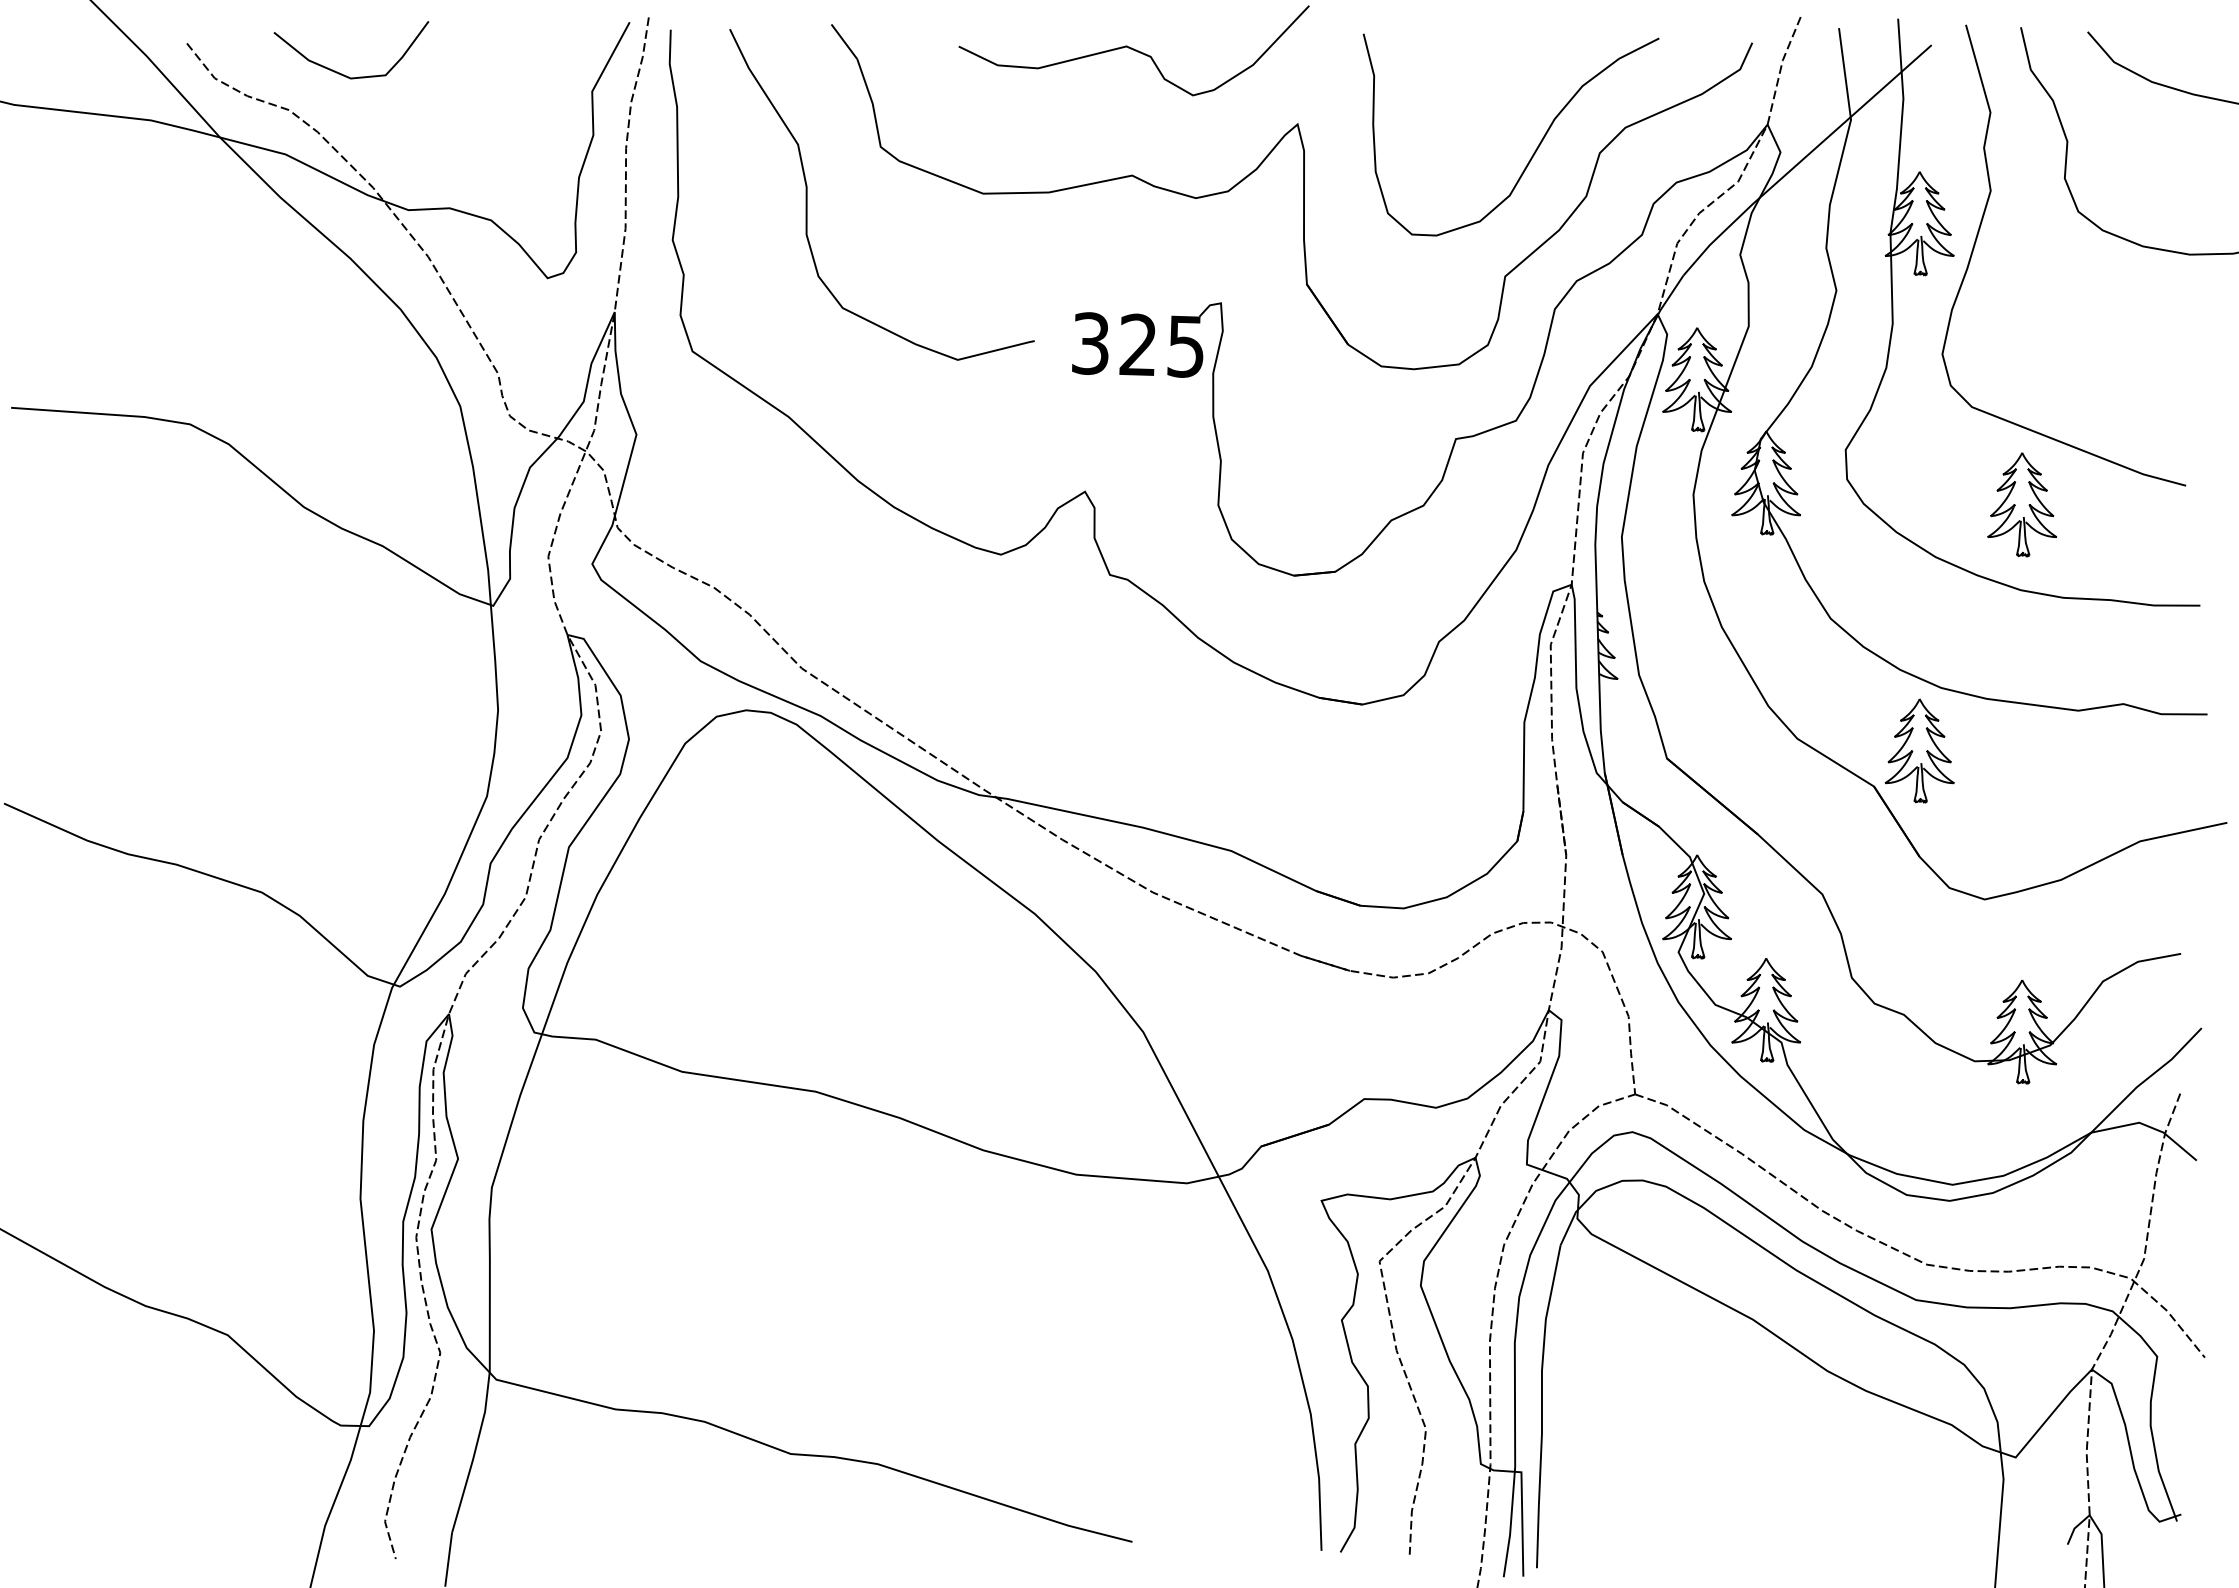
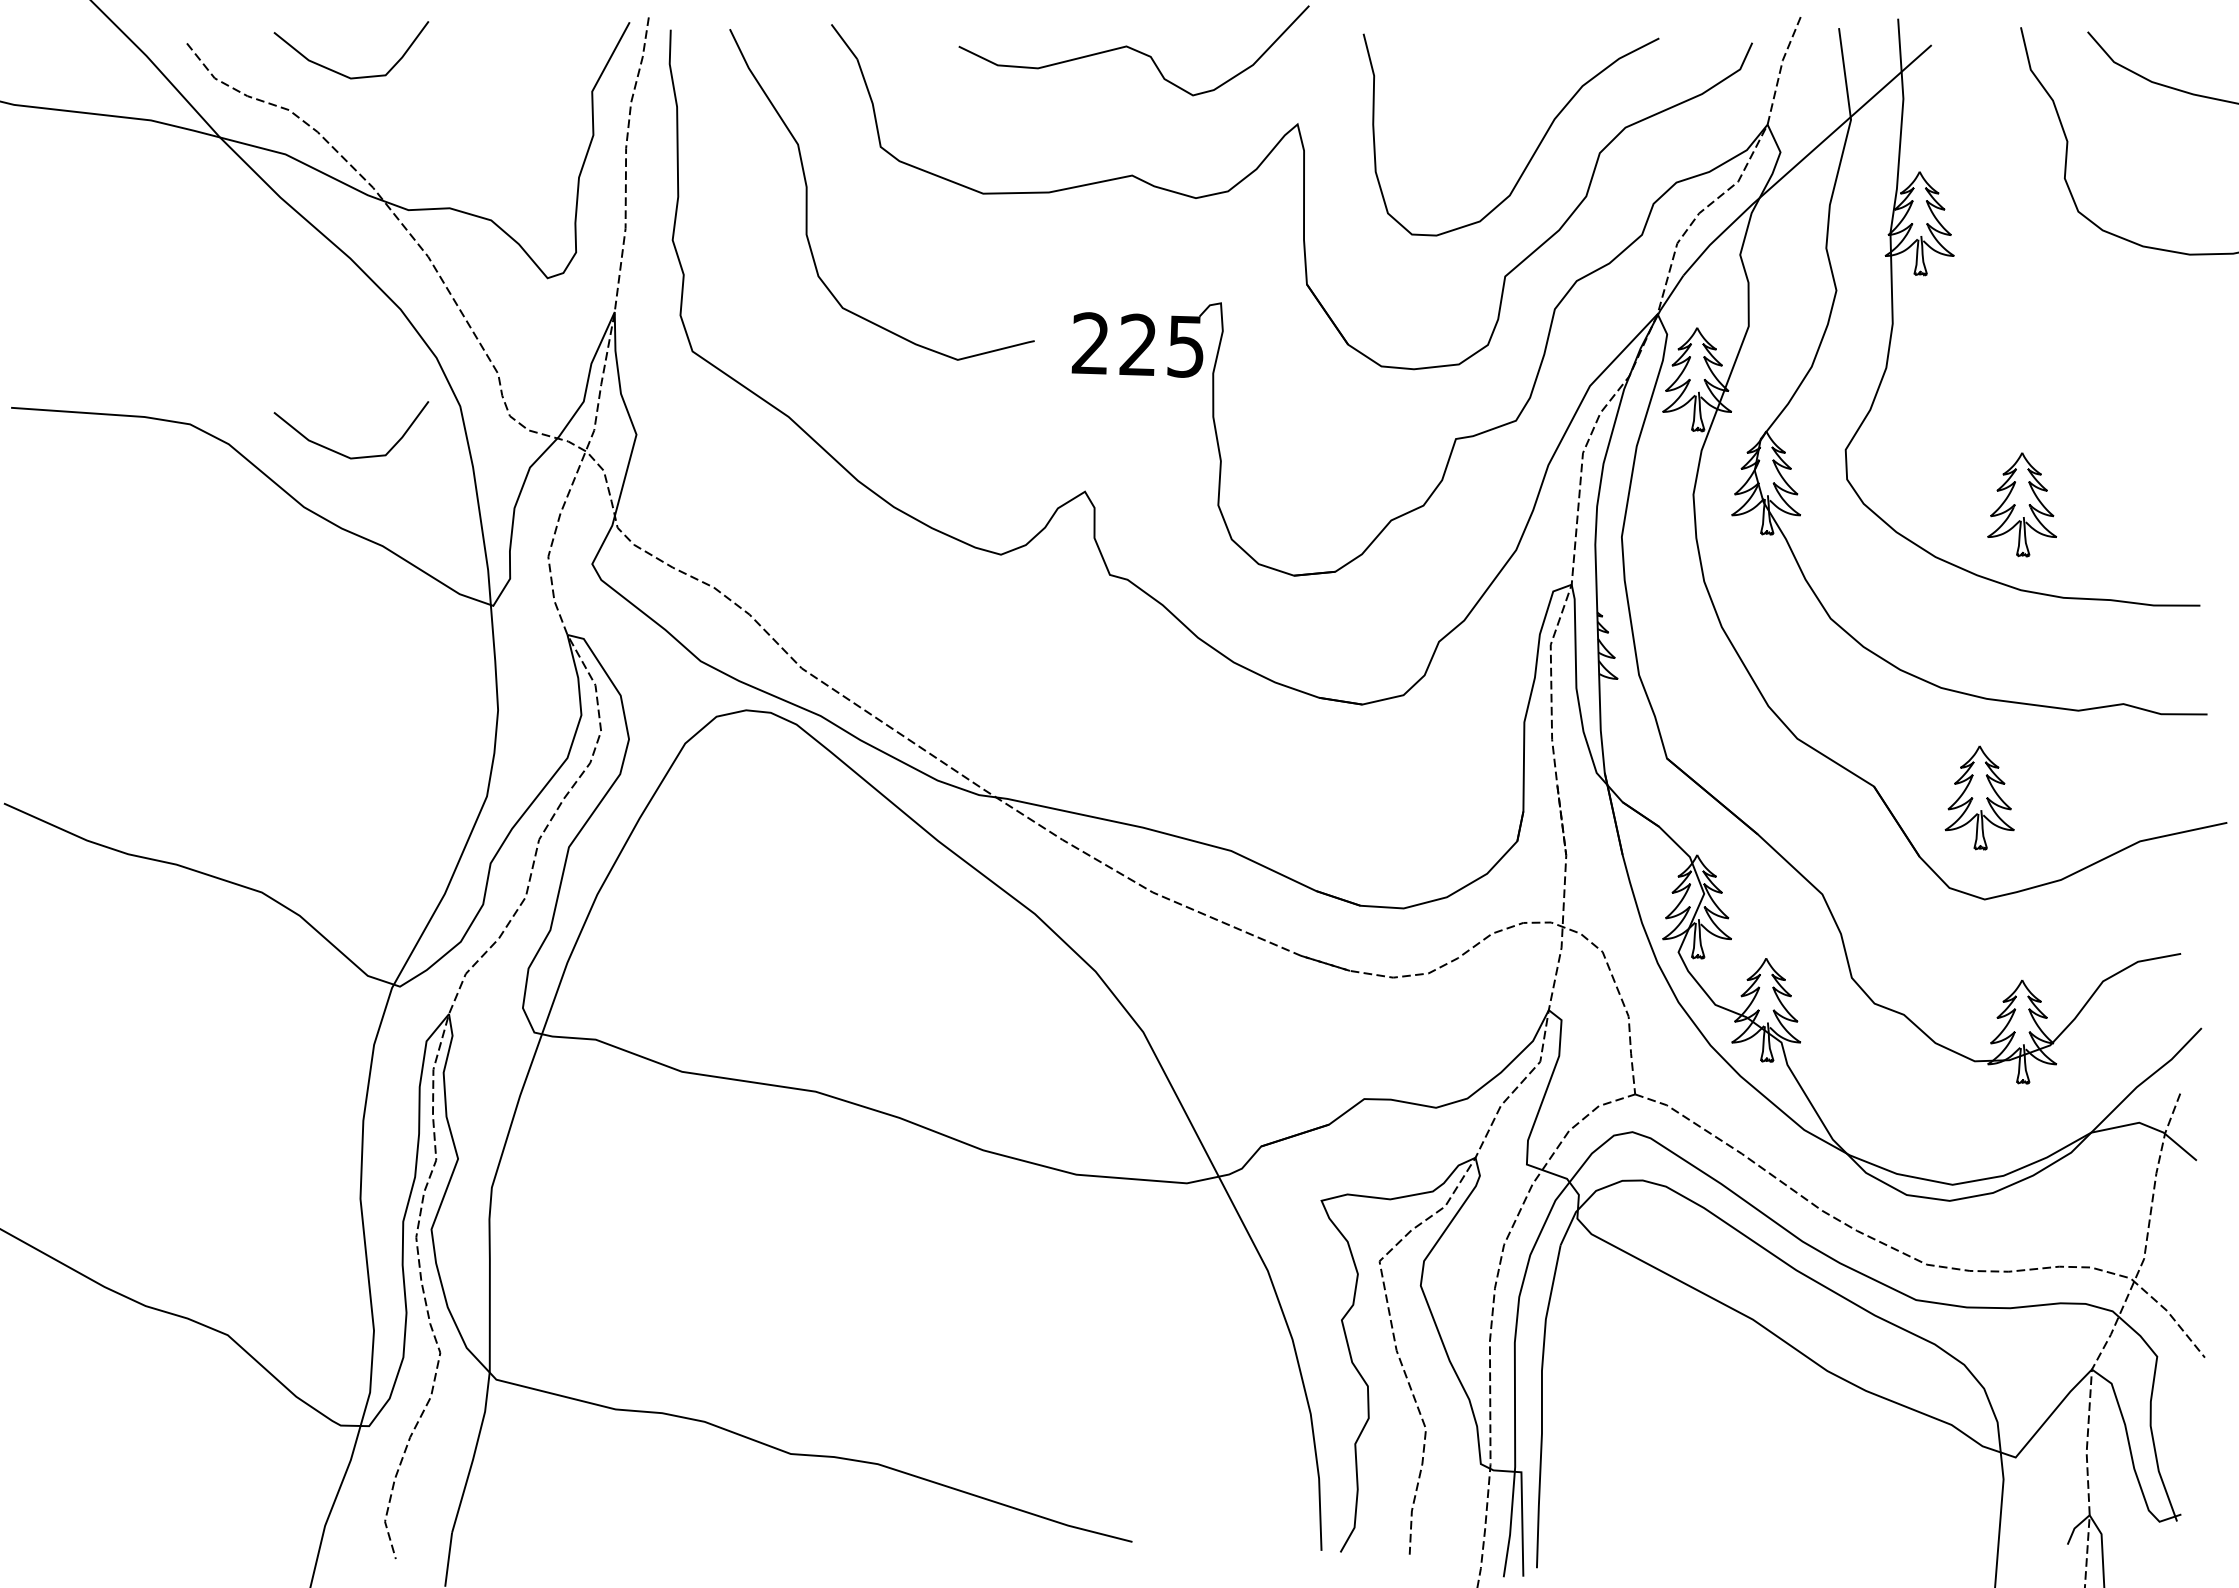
curve: present -> none (1980, 229)
text: 325 -> 225 (1089, 343)
curve: none -> present (342, 453)
part position: (1919, 750) -> (1979, 797) (1979, 797)
